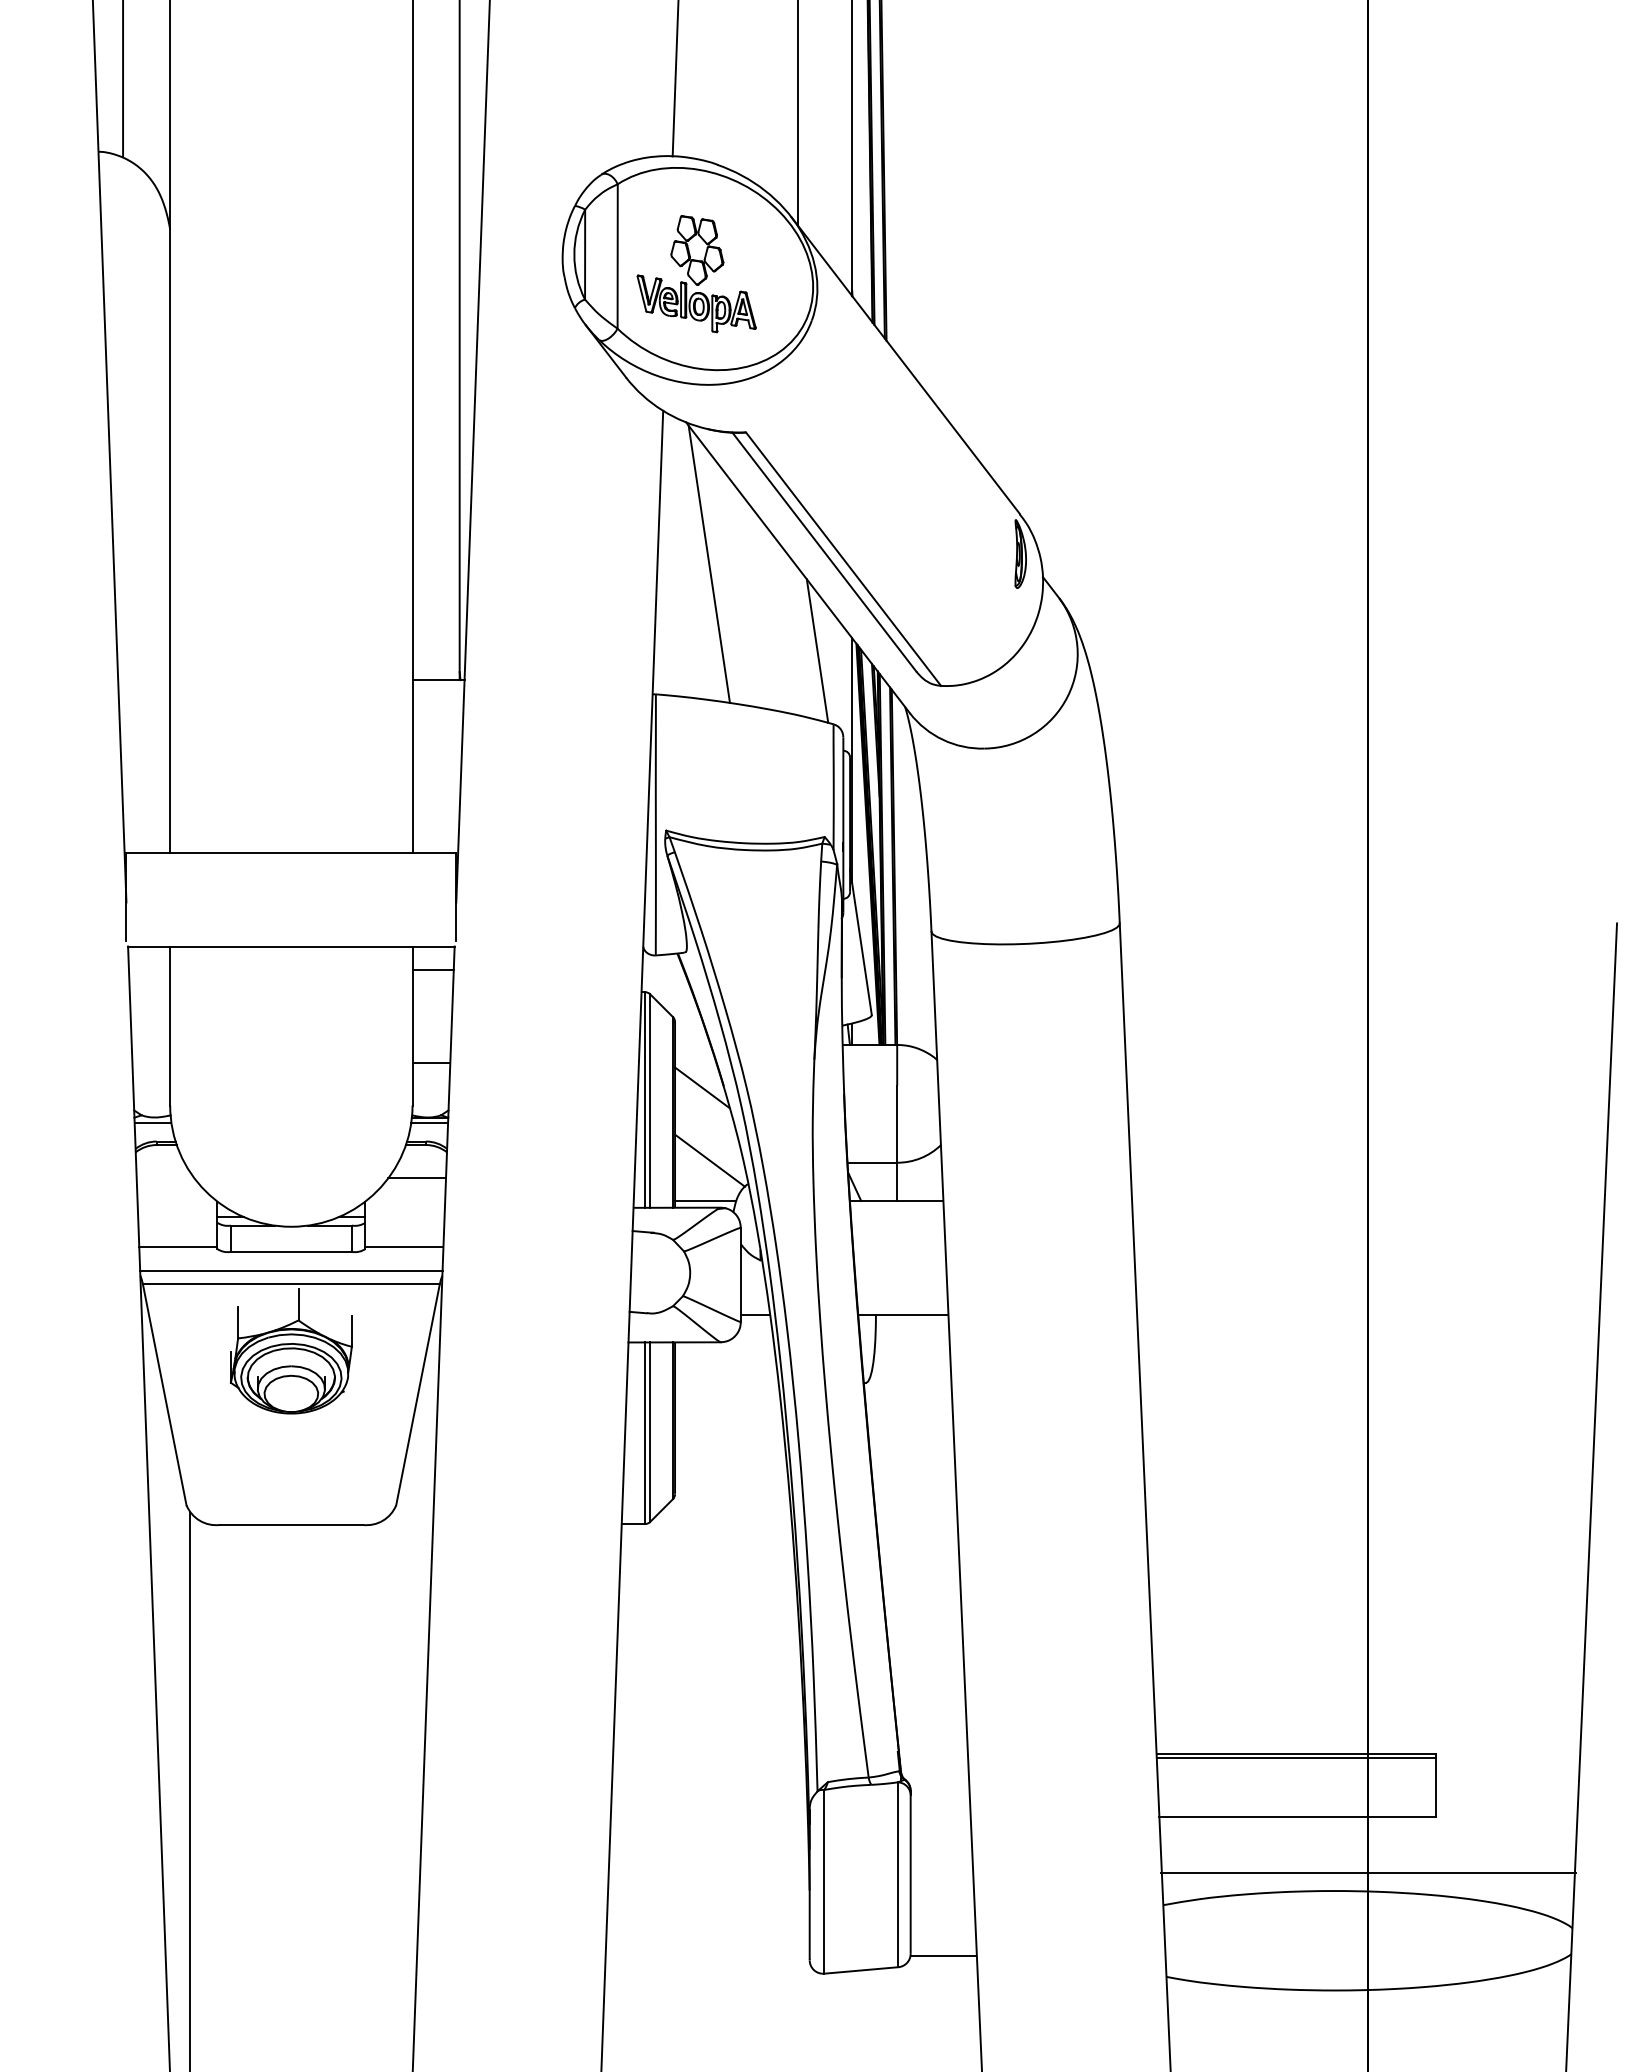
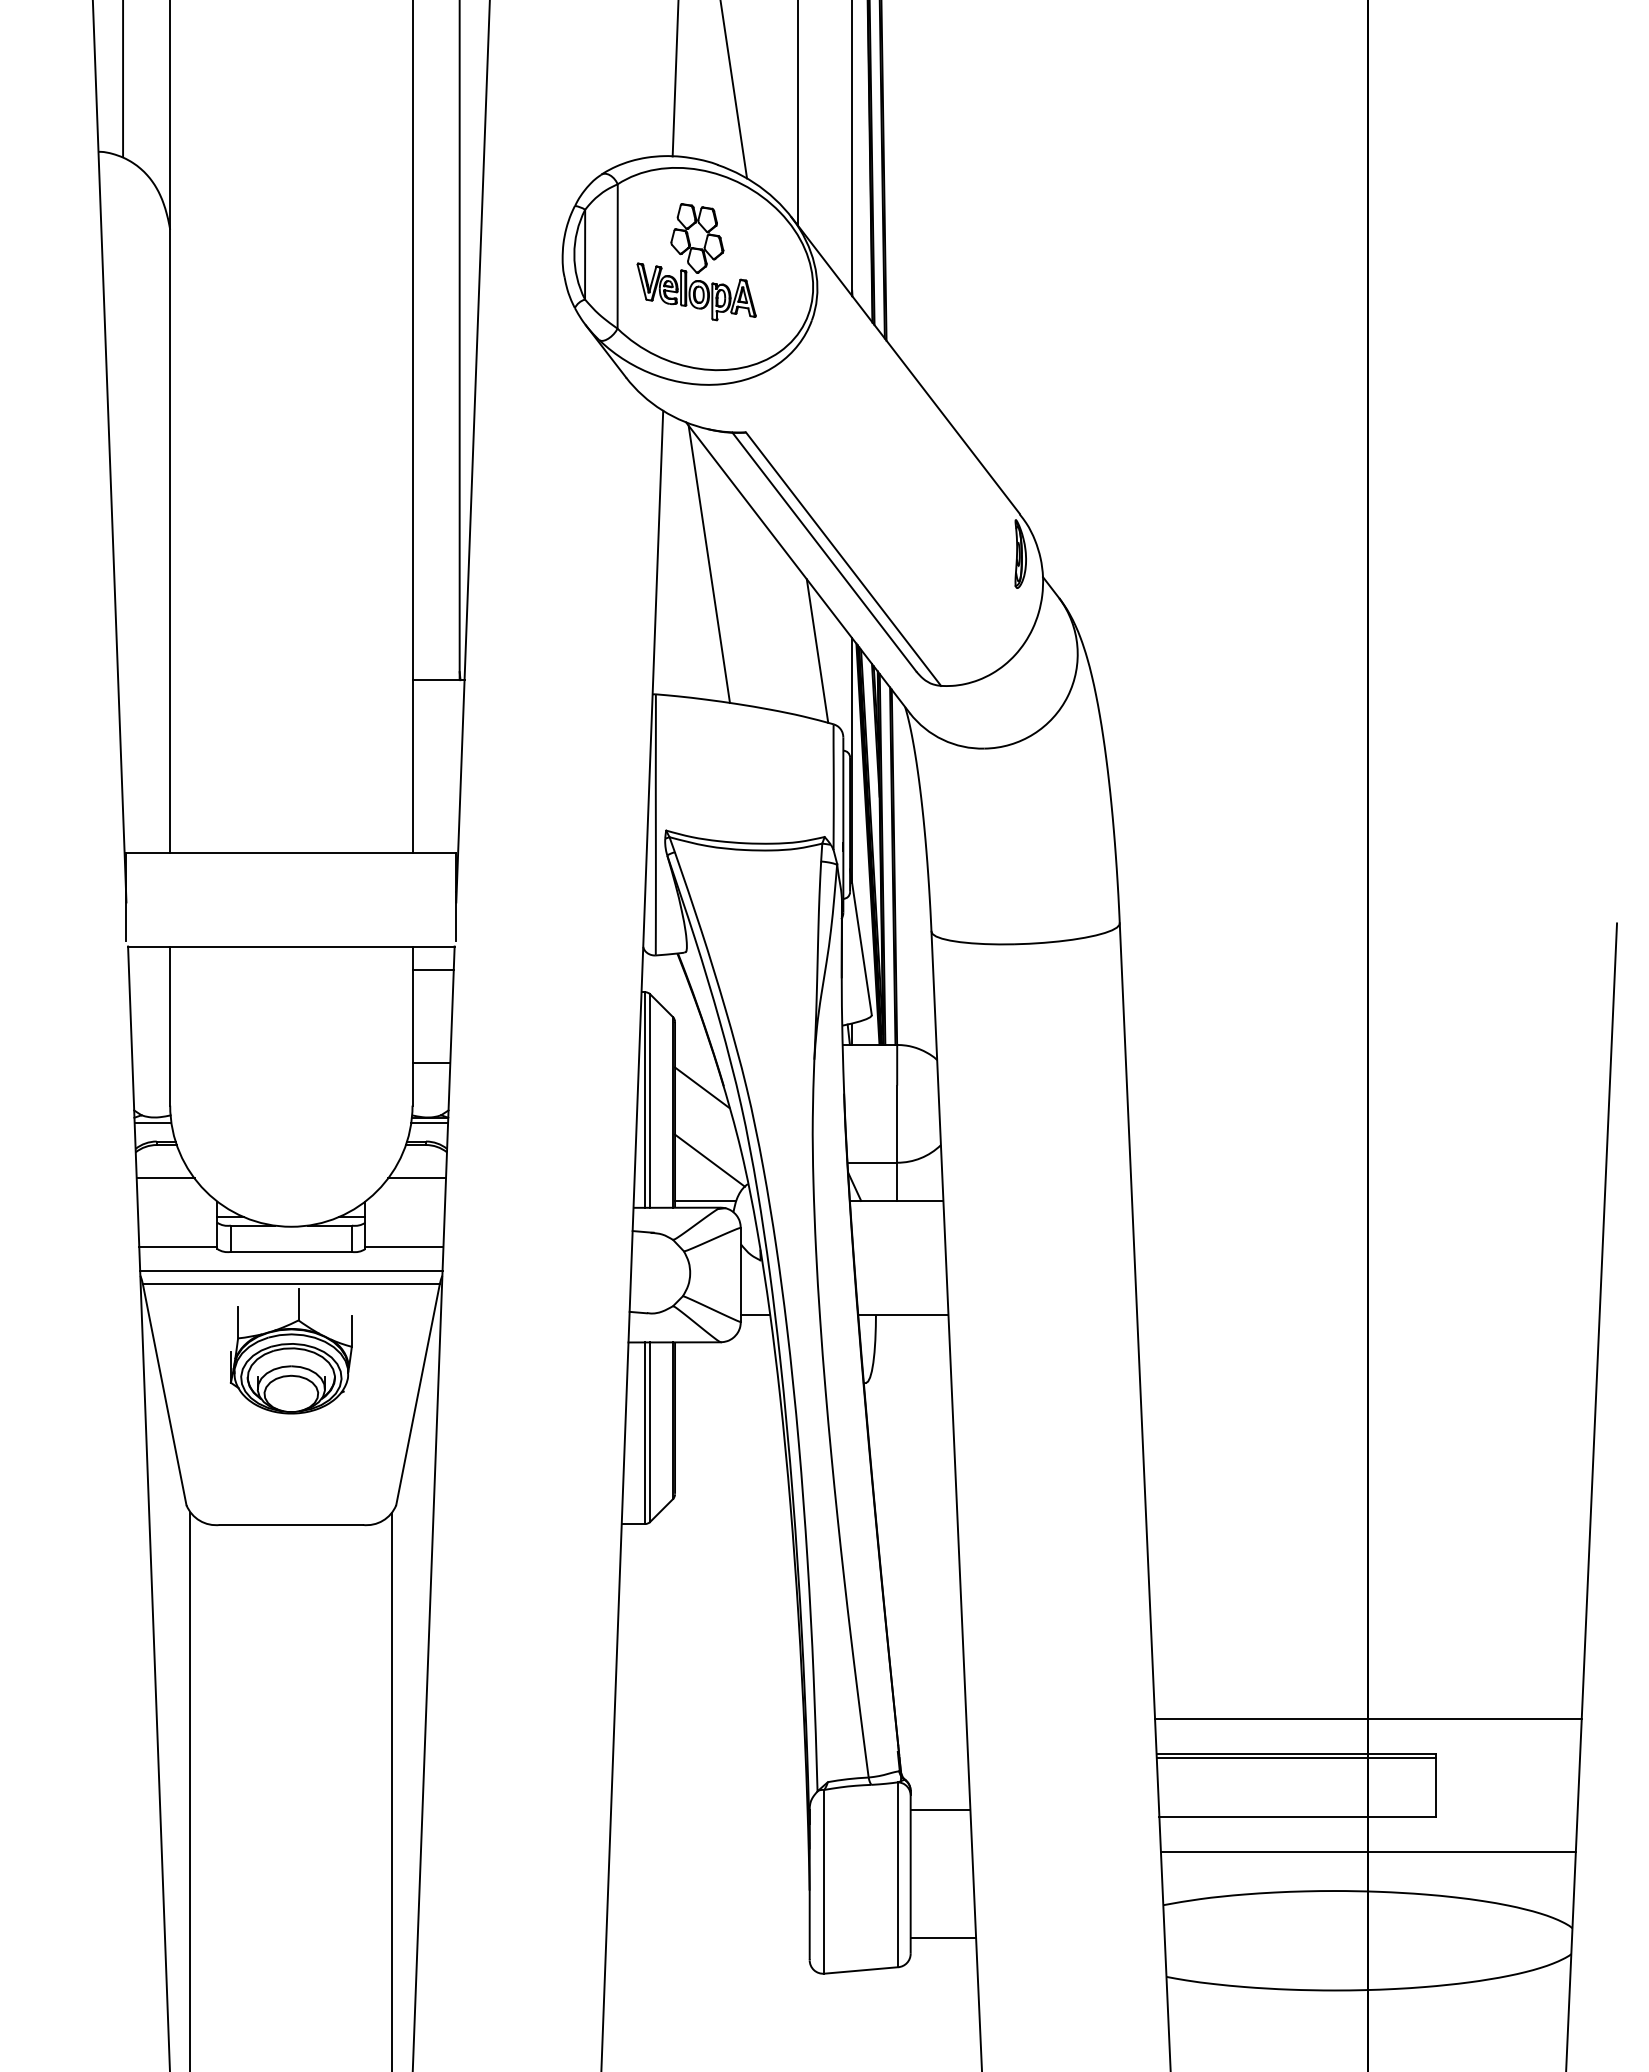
line: none -> present (733, 90)
part position: (696, 274) -> (696, 262) (696, 262)
line: none -> present (165, 1178)
line: none -> present (1368, 1718)
line: none -> present (392, 1790)
line: none -> present (940, 1810)
line position: (1367, 1873) -> (1367, 1852) (1367, 1852)
line position: (943, 1955) -> (943, 1937) (943, 1937)
